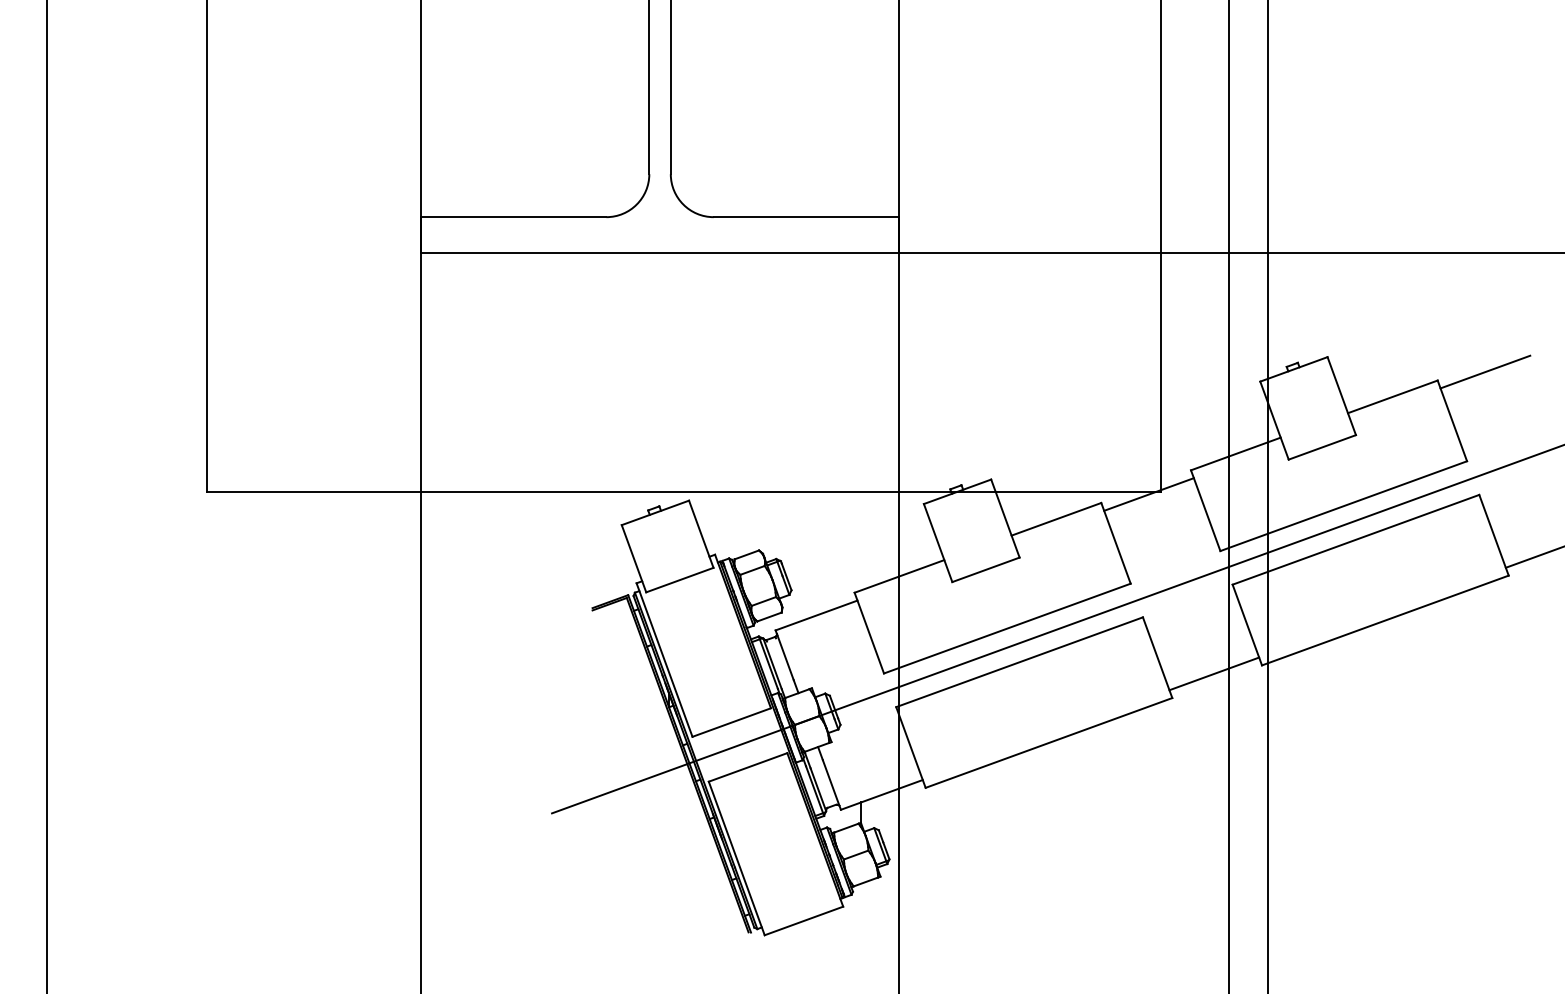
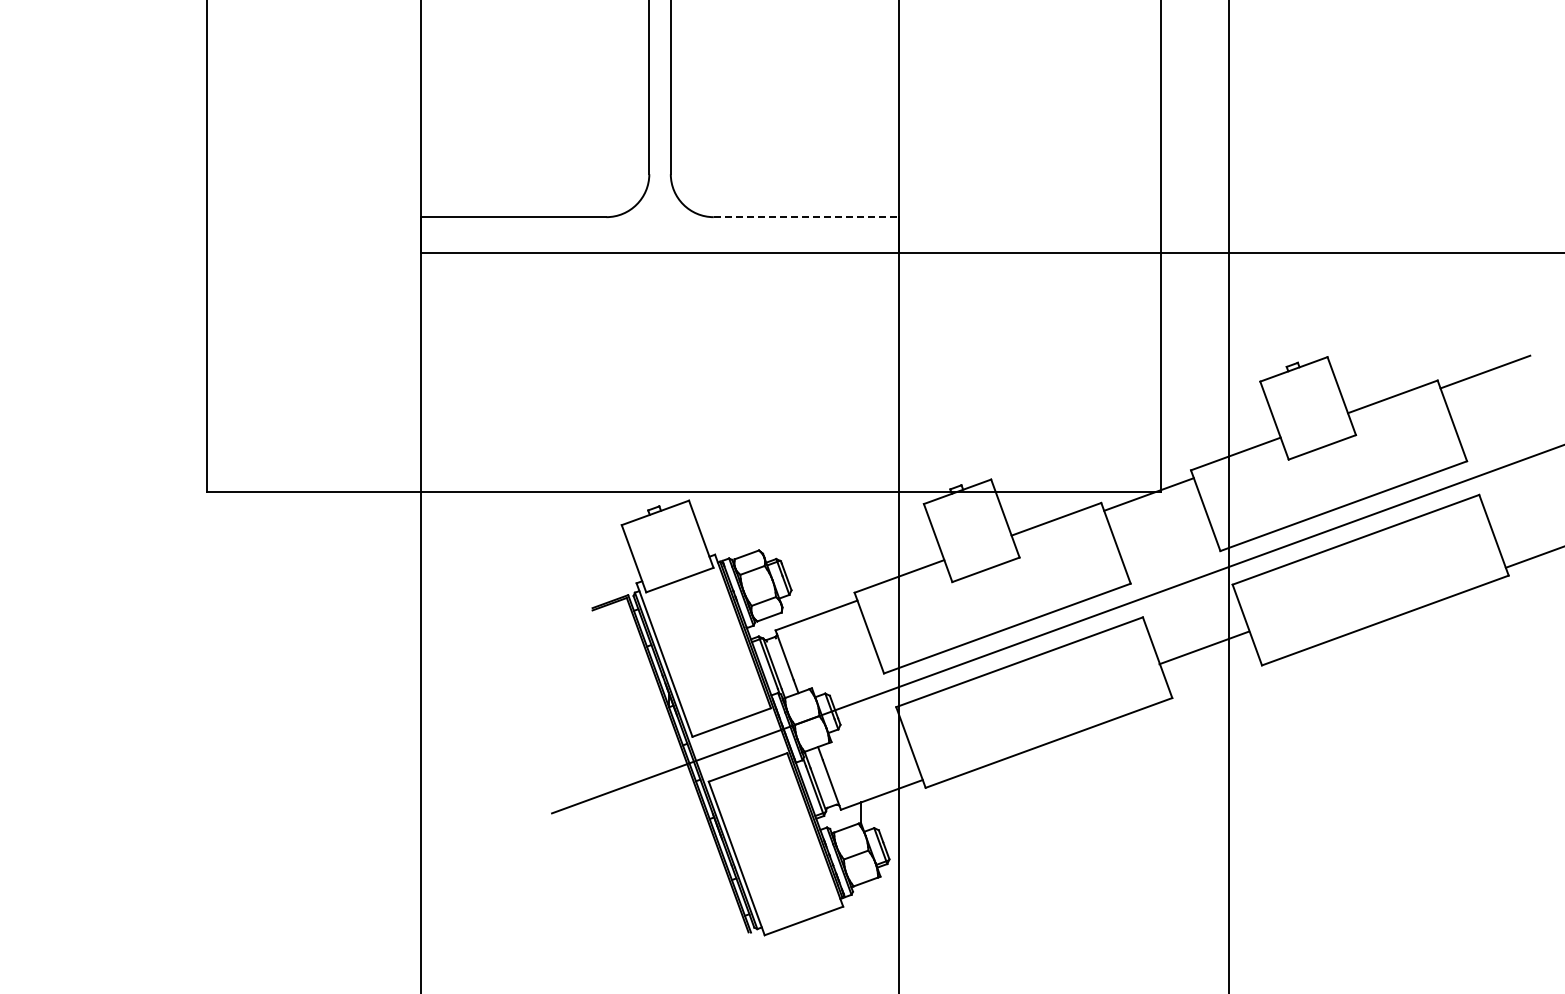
line: solid -> dashed (806, 217)
line: present -> none (46, 496)
line: present -> none (1267, 496)
line position: (1214, 673) -> (1204, 647) (1204, 647)
